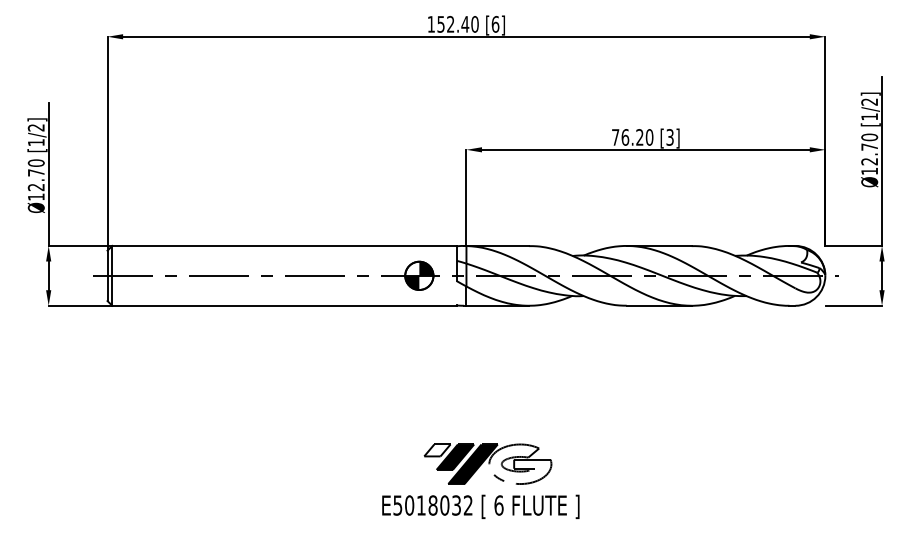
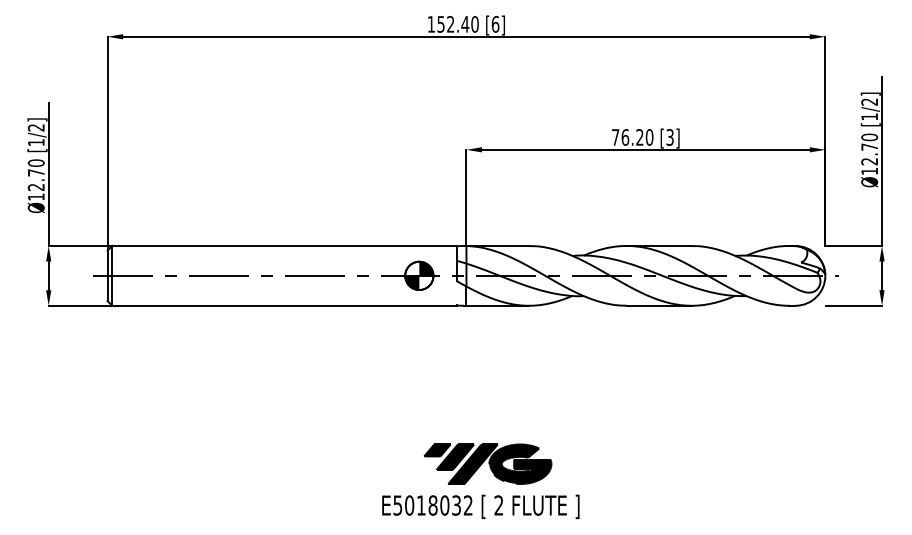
fill: none -> present (437, 450)
fill: none -> present (520, 464)
text: 6 -> 2 (498, 505)
